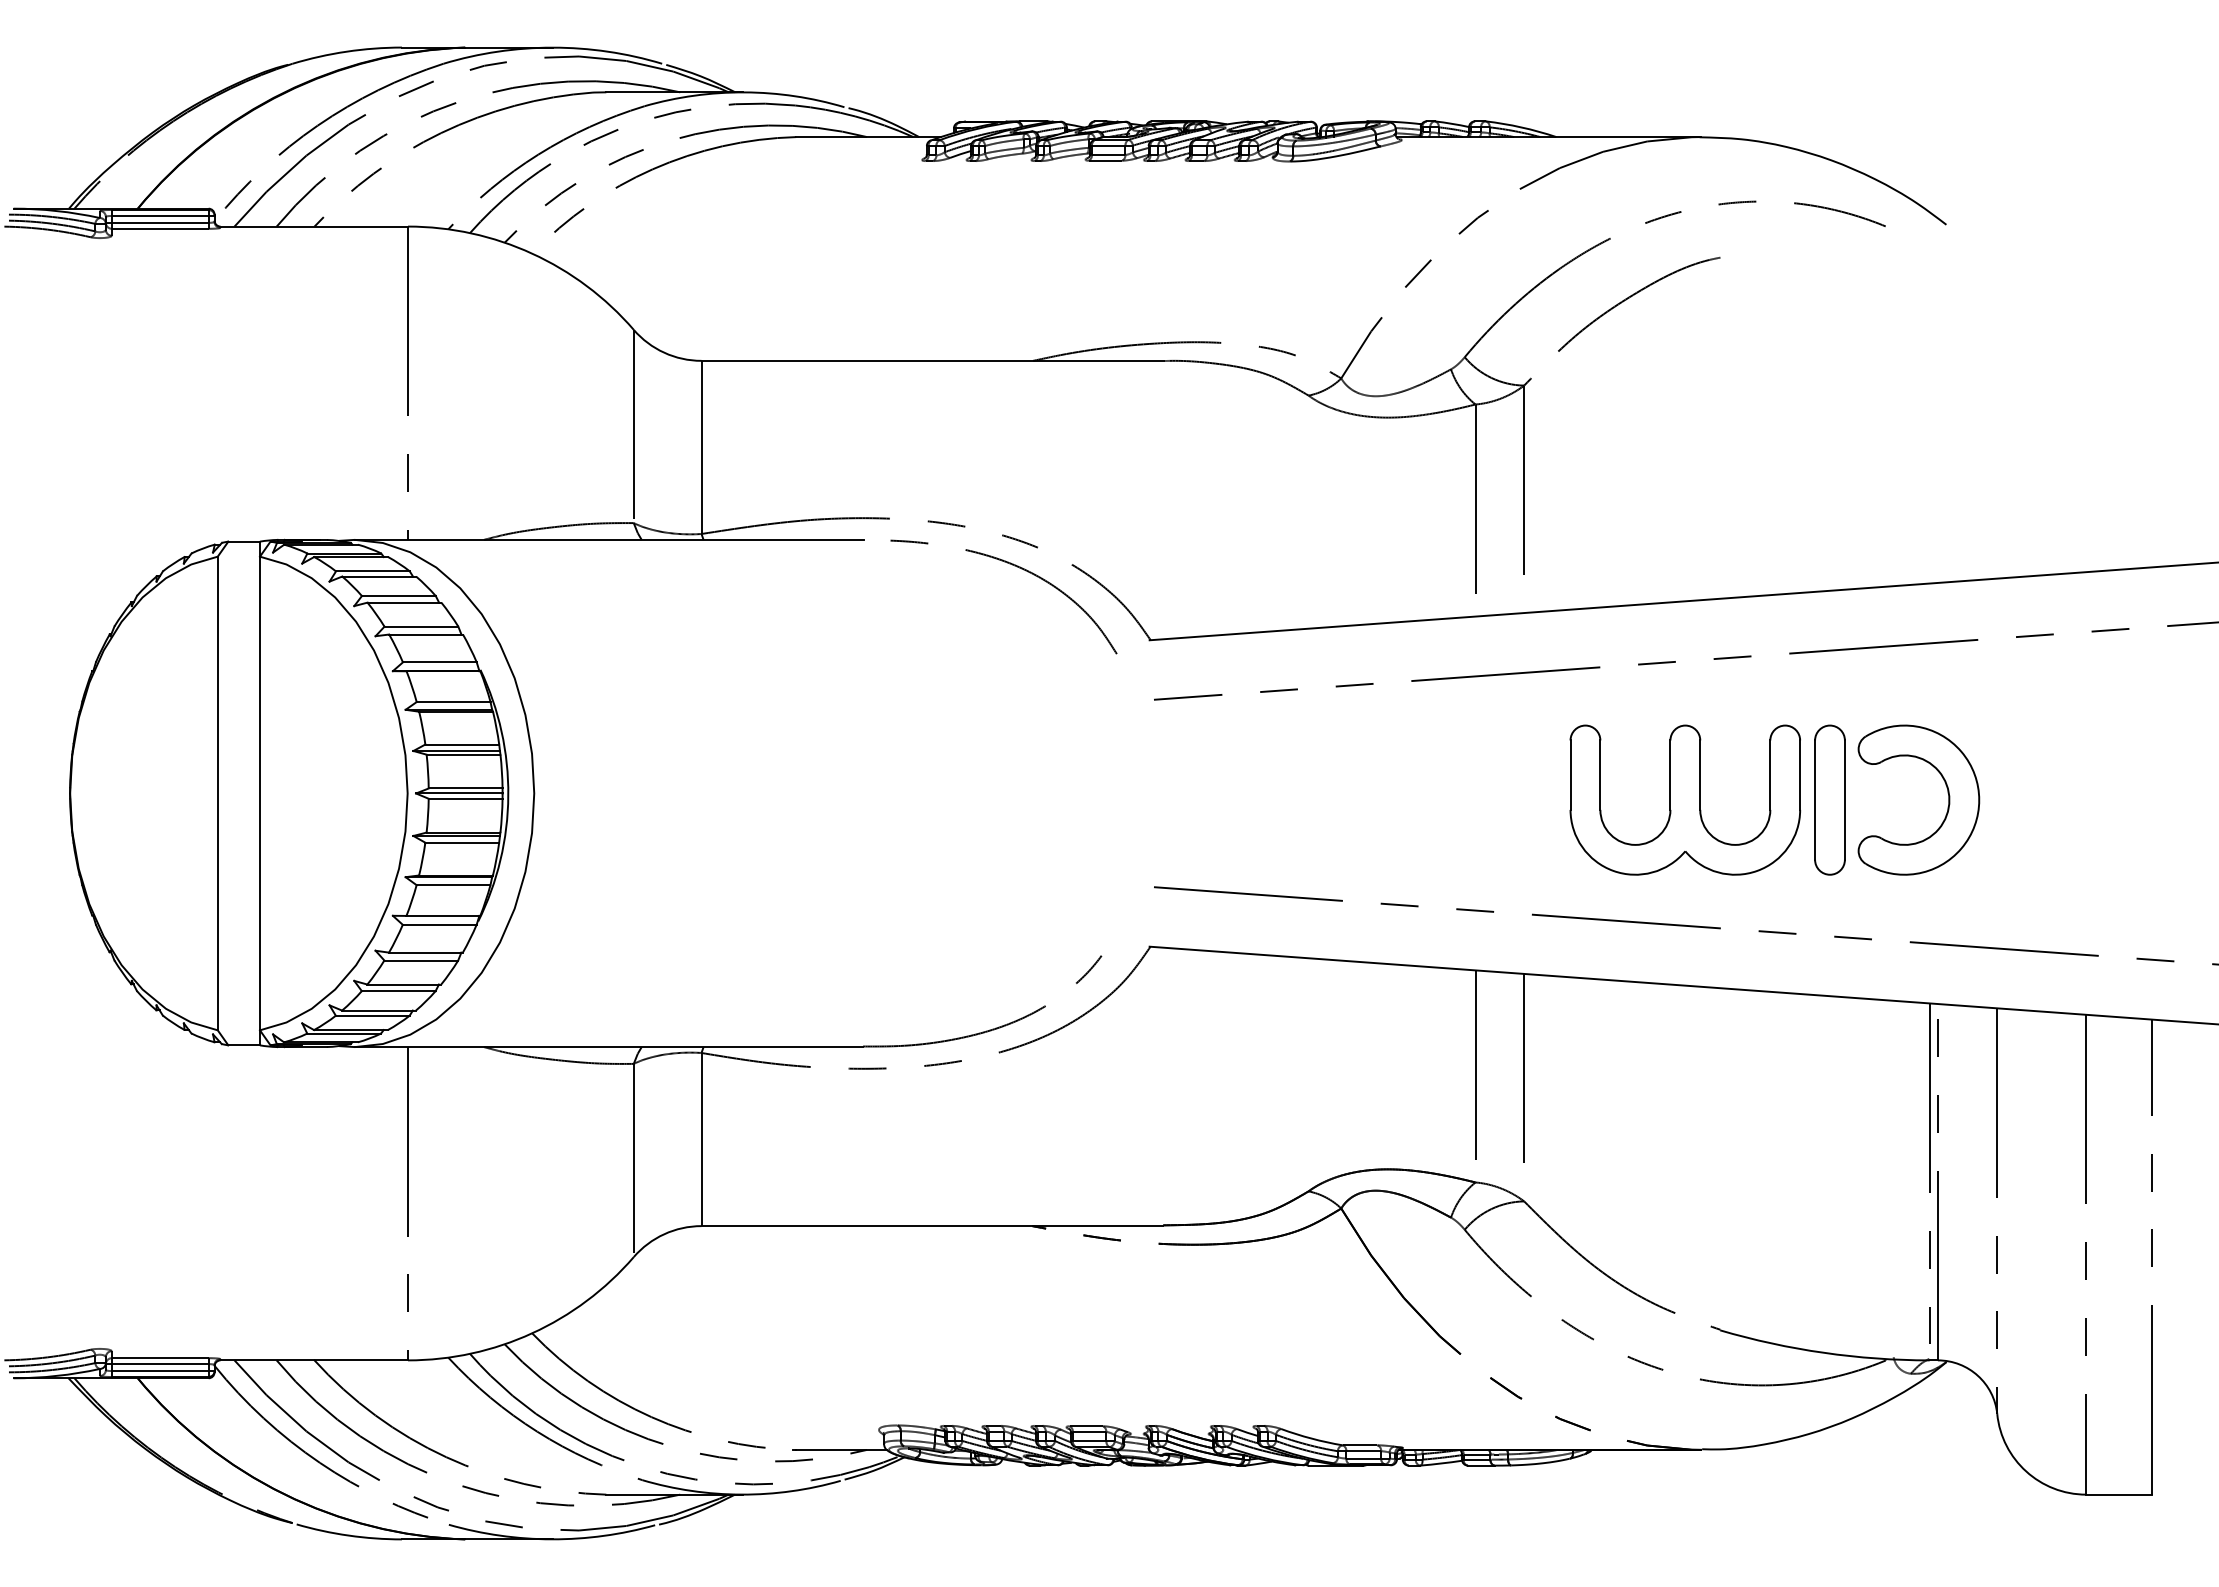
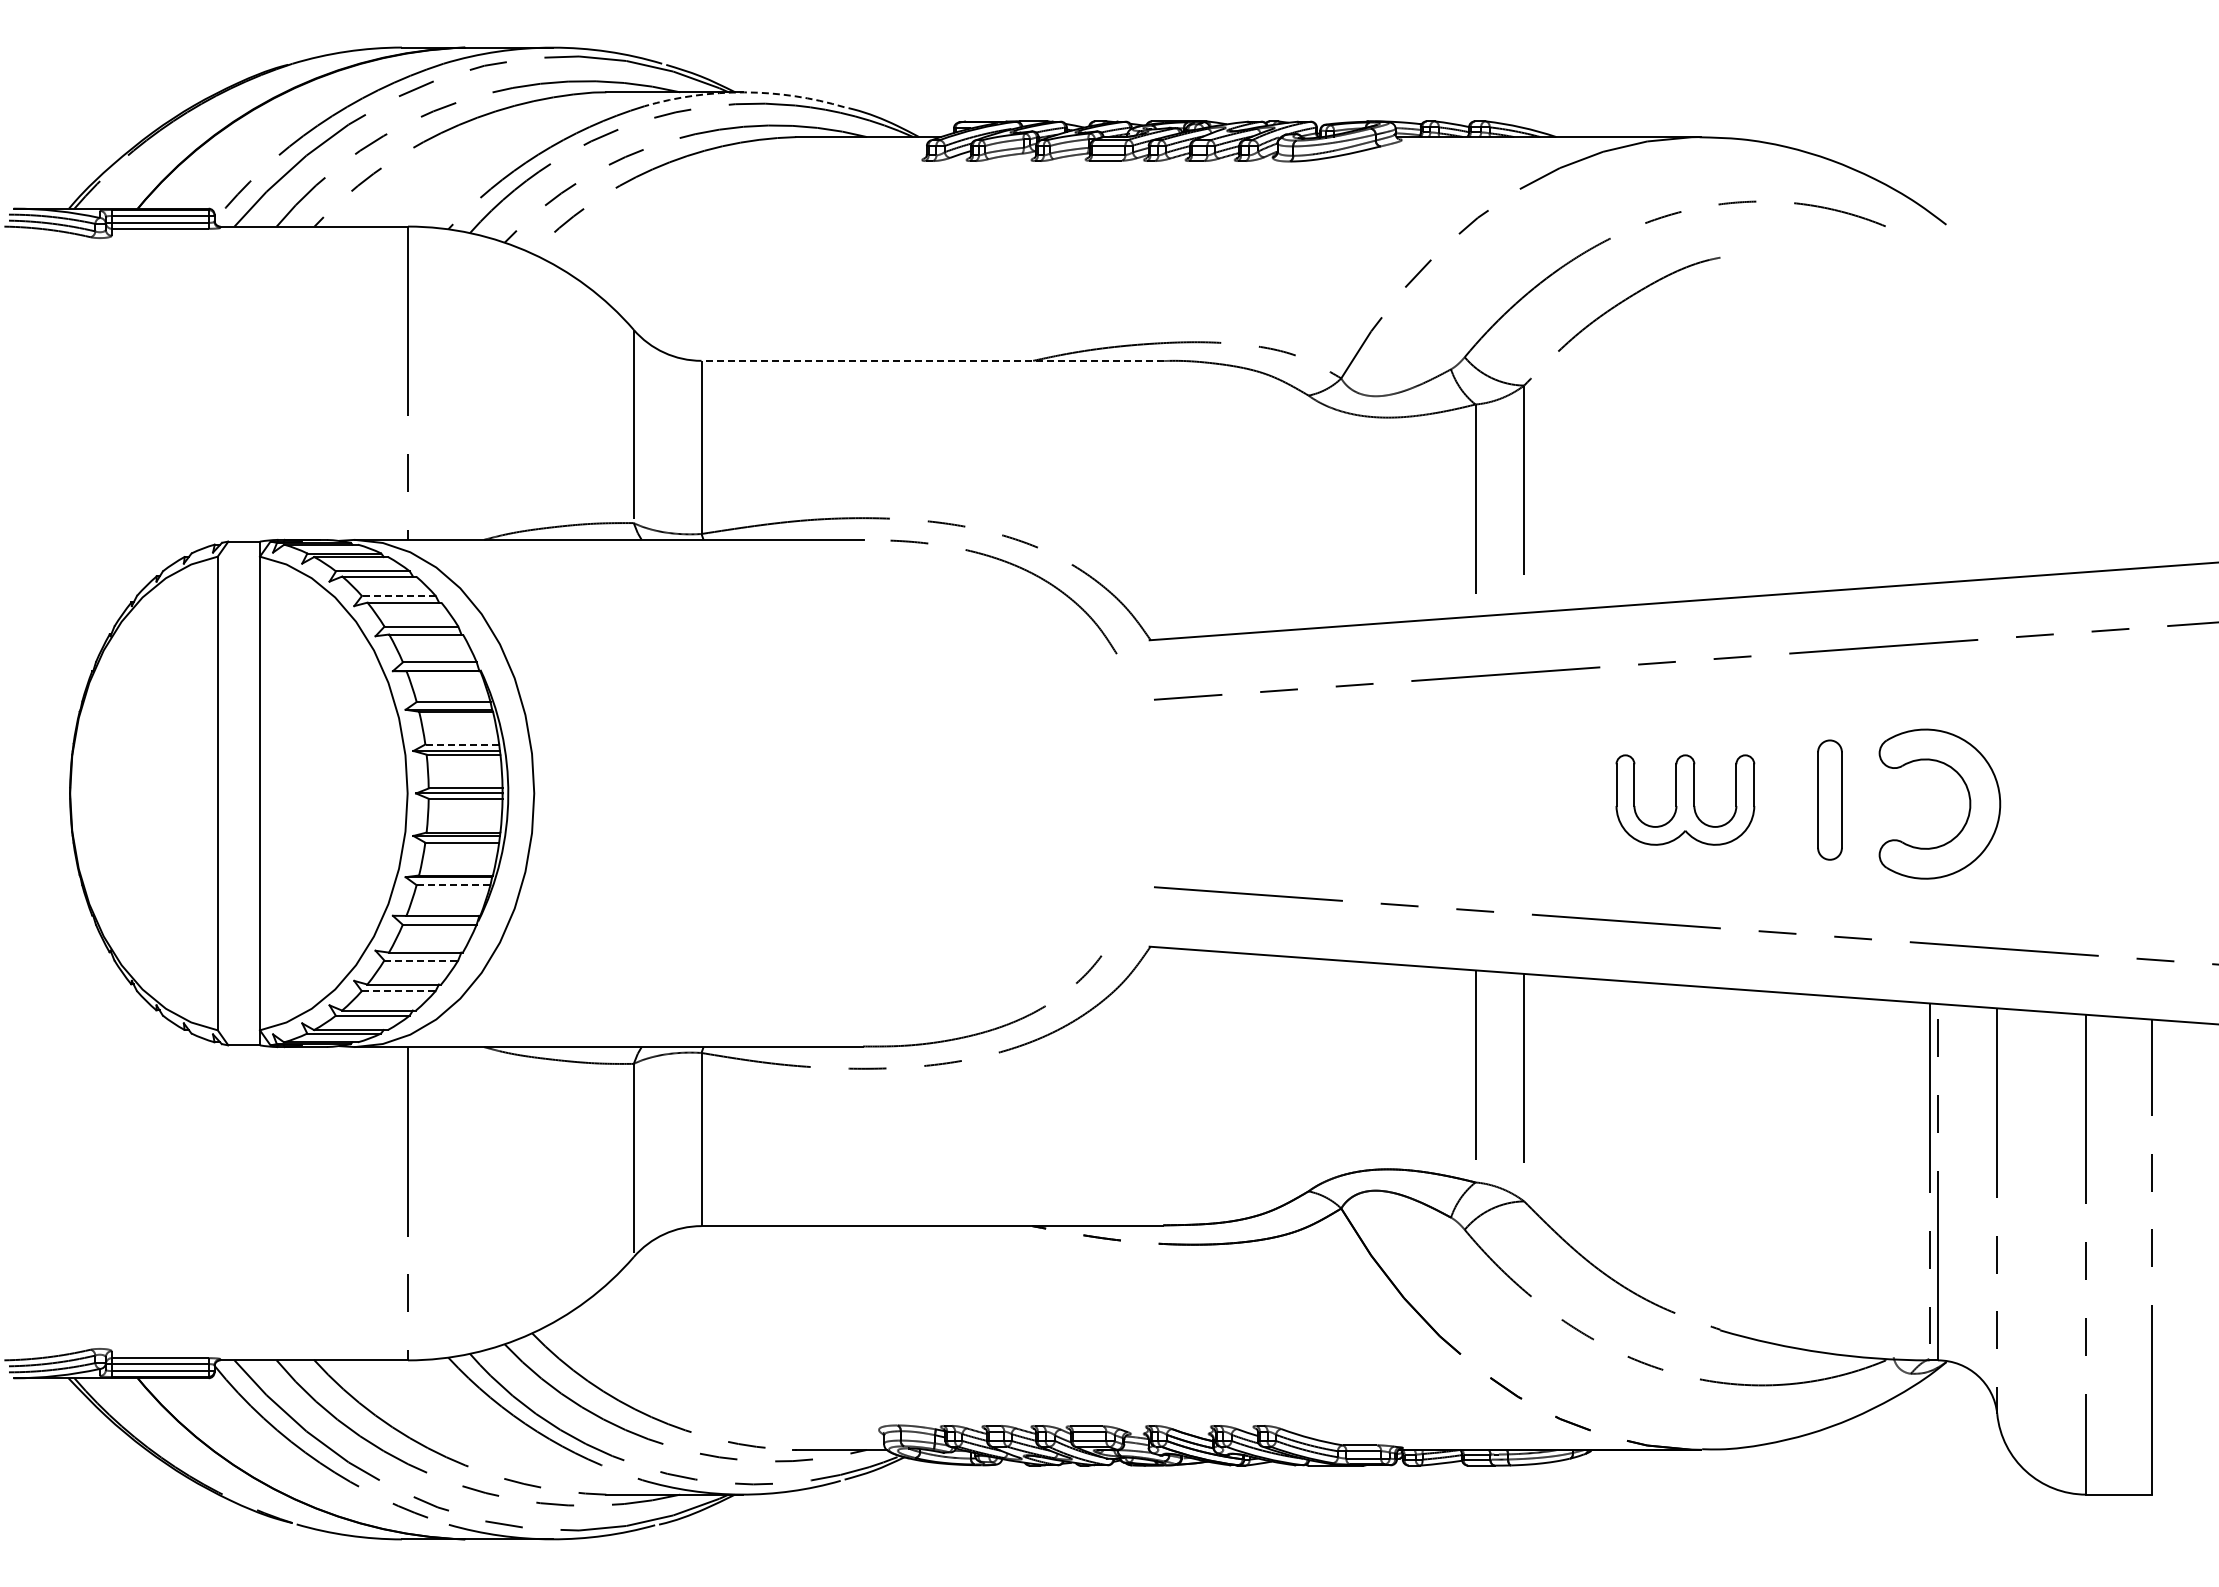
arc: solid -> dashed (744, 92)
line: solid -> dashed (932, 360)
line: solid -> dashed (398, 596)
line: solid -> dashed (462, 744)
part position: (1947, 793) -> (1968, 797) (1968, 797)
part size: 233x152 px -> 141x92 px (1685, 799)
part size: 32x152 px -> 26x122 px (1829, 799)
line: solid -> dashed (453, 885)
line: solid -> dashed (421, 960)
line: solid -> dashed (398, 991)
